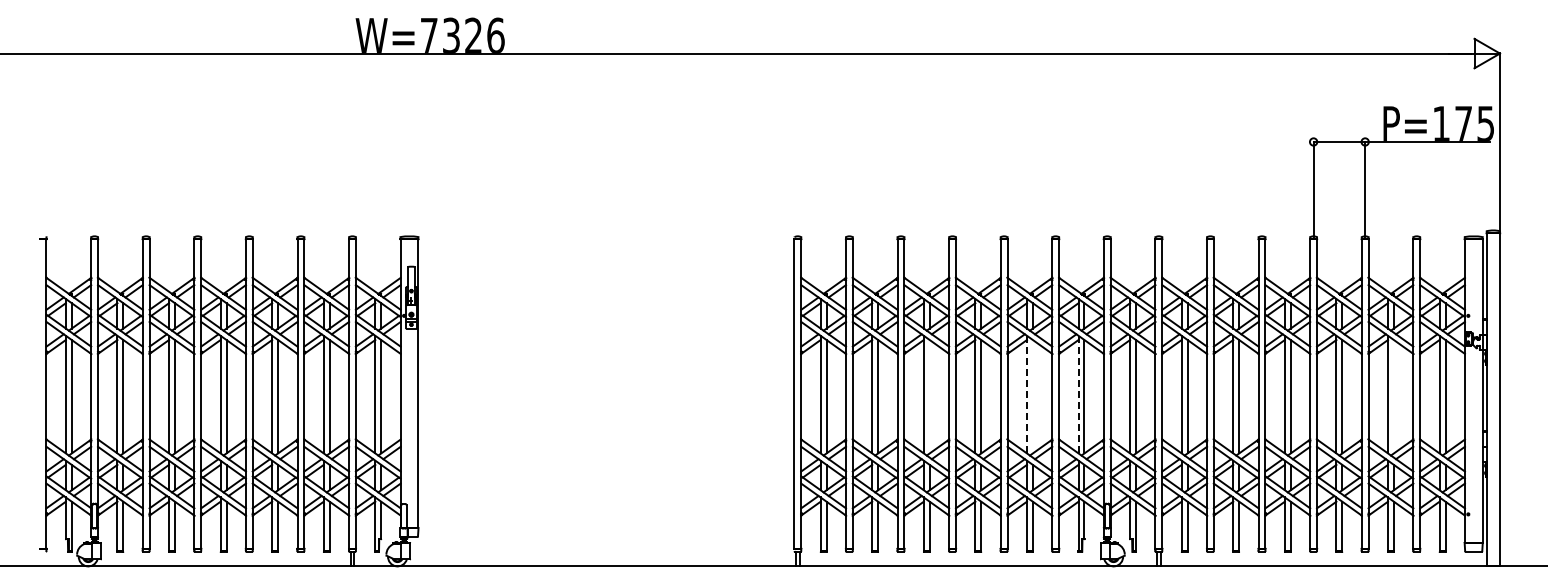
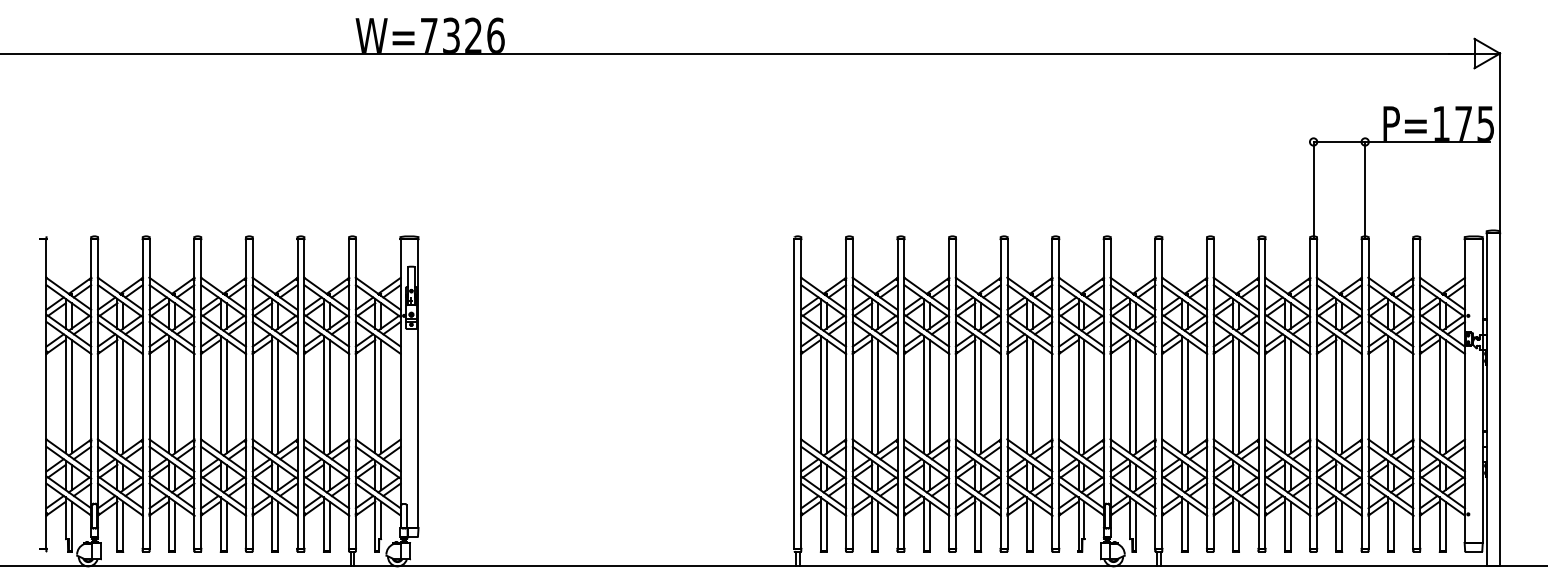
line: dashed -> solid (1026, 394)
line: dashed -> solid (1078, 394)
line: none -> present (929, 396)
line: none -> present (1032, 396)
line: none -> present (1393, 396)
